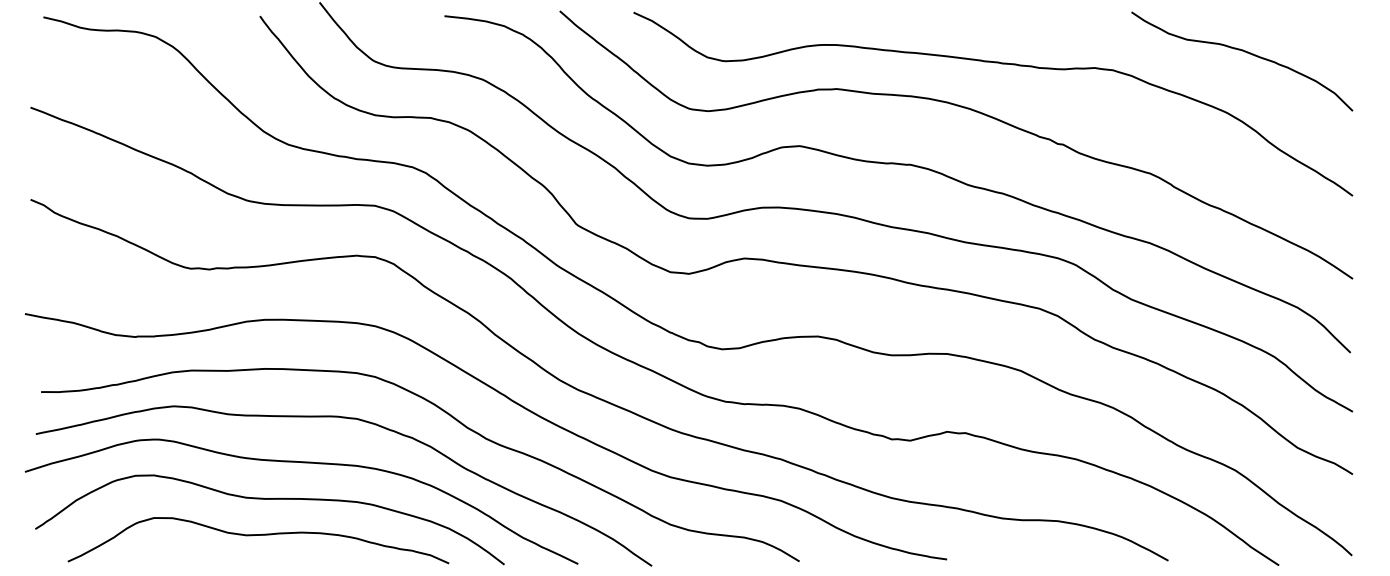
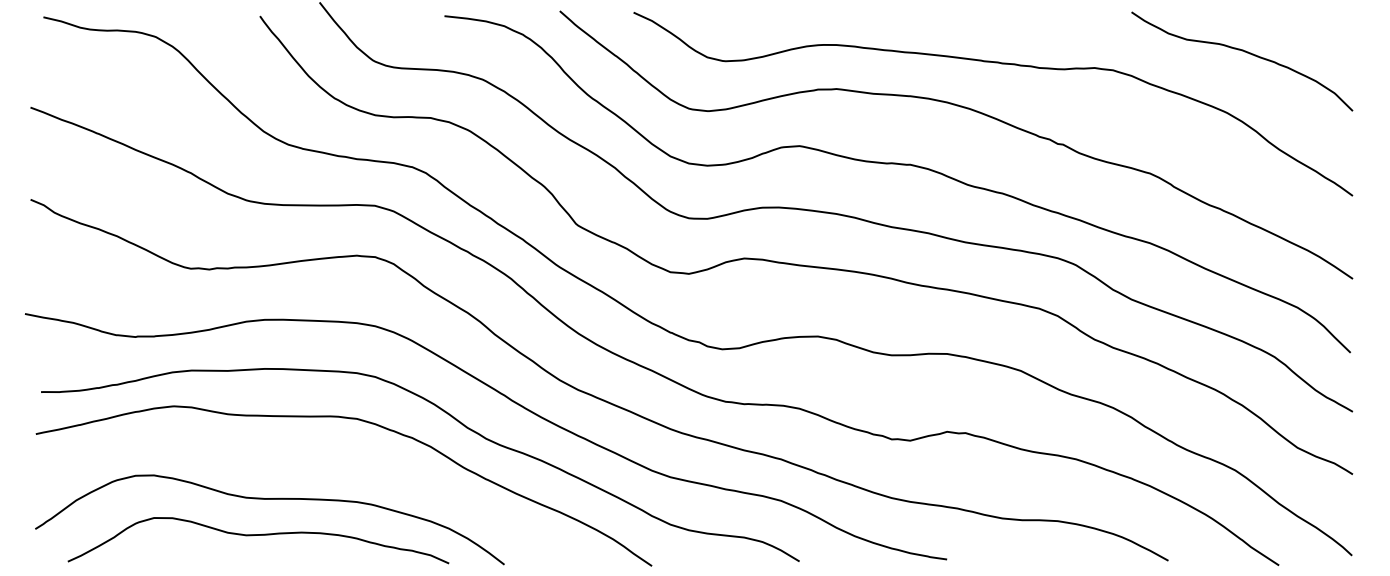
curve: present -> none (302, 463)
